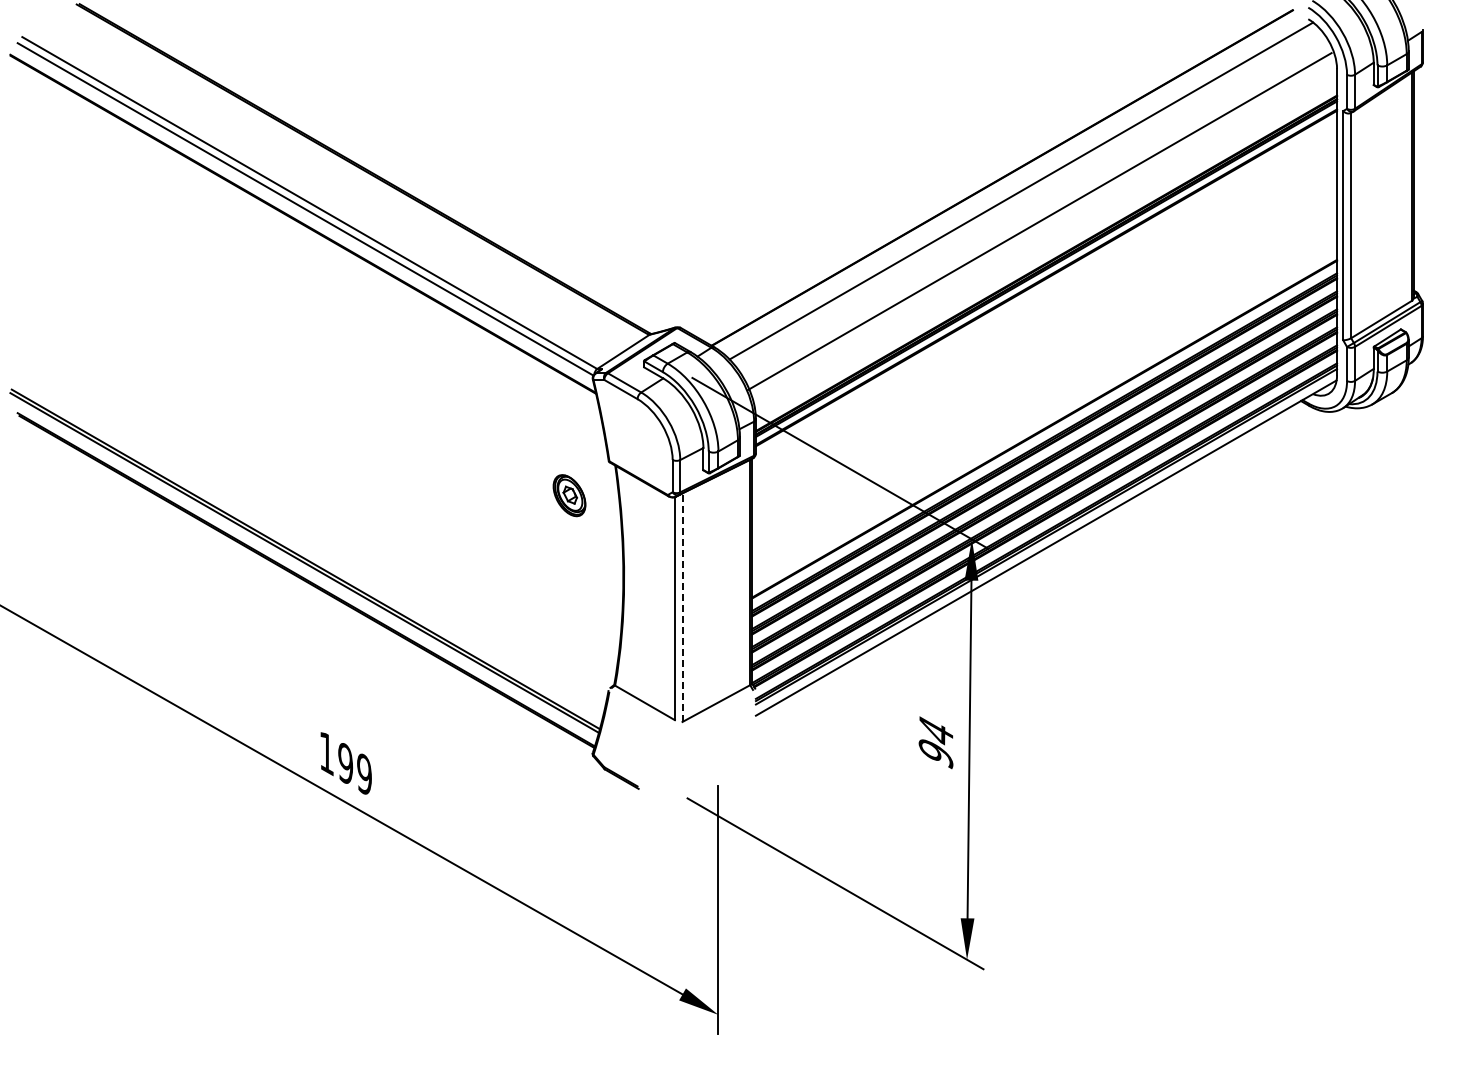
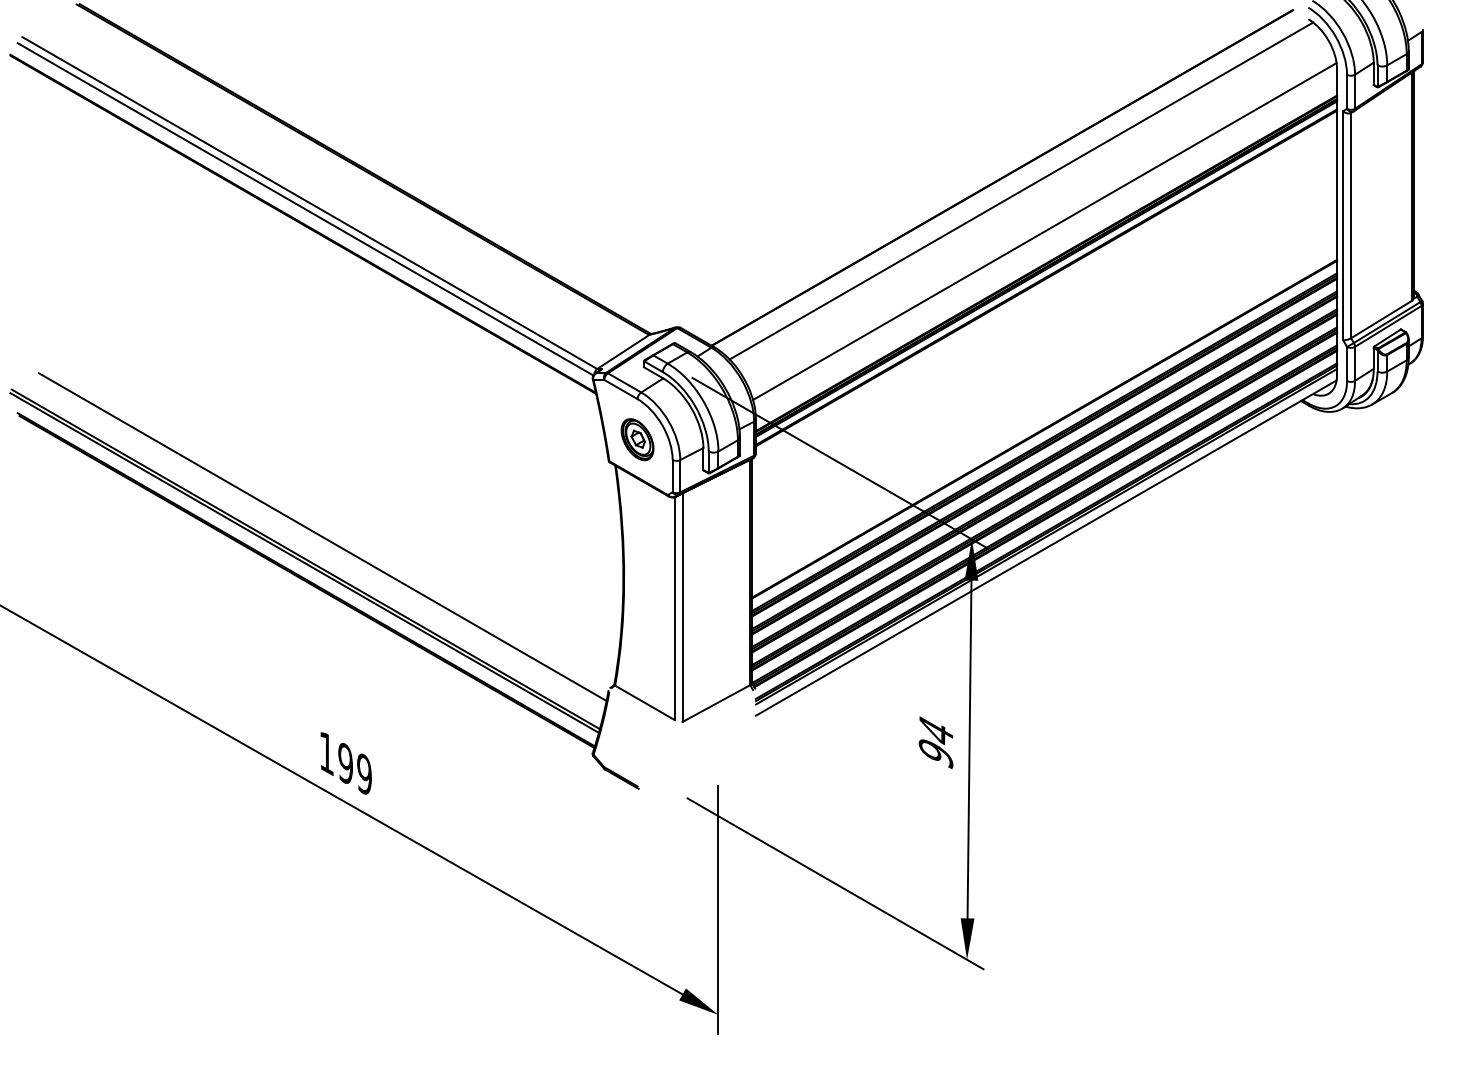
line position: (1039, 221) -> (1044, 231) (1044, 231)
part position: (569, 495) -> (637, 439) (637, 439)
line: none -> present (322, 536)
line: dashed -> solid (682, 607)
